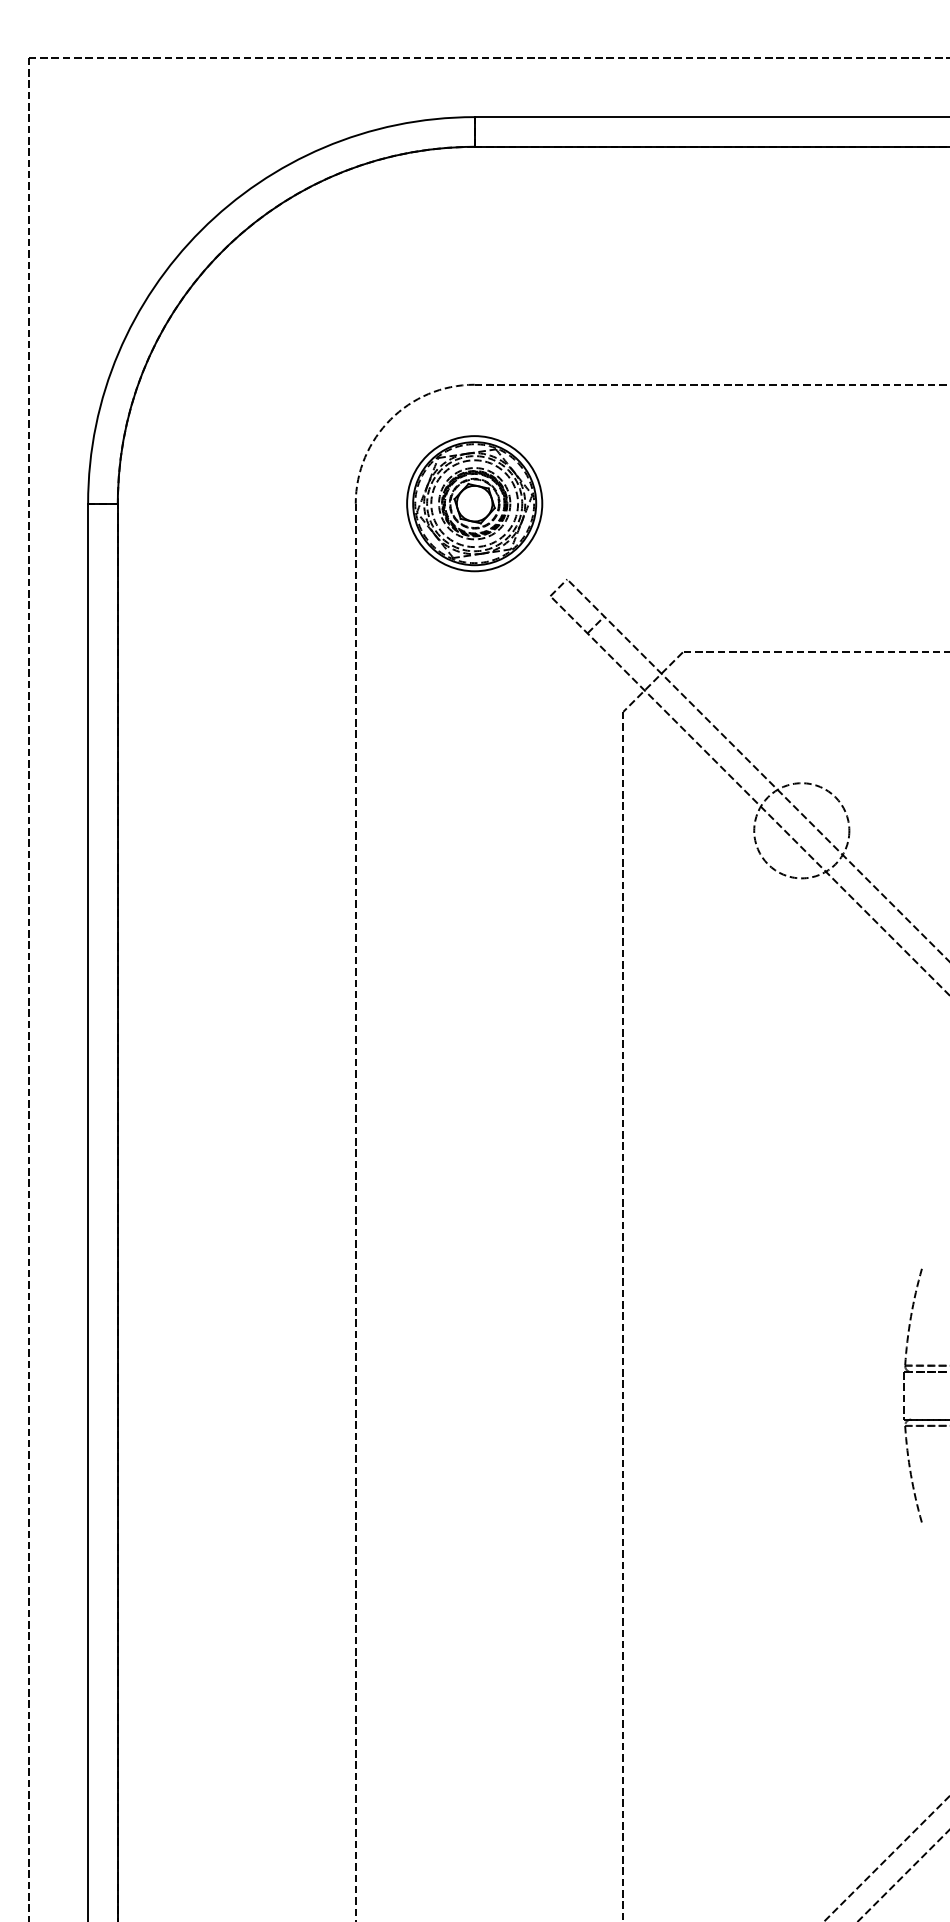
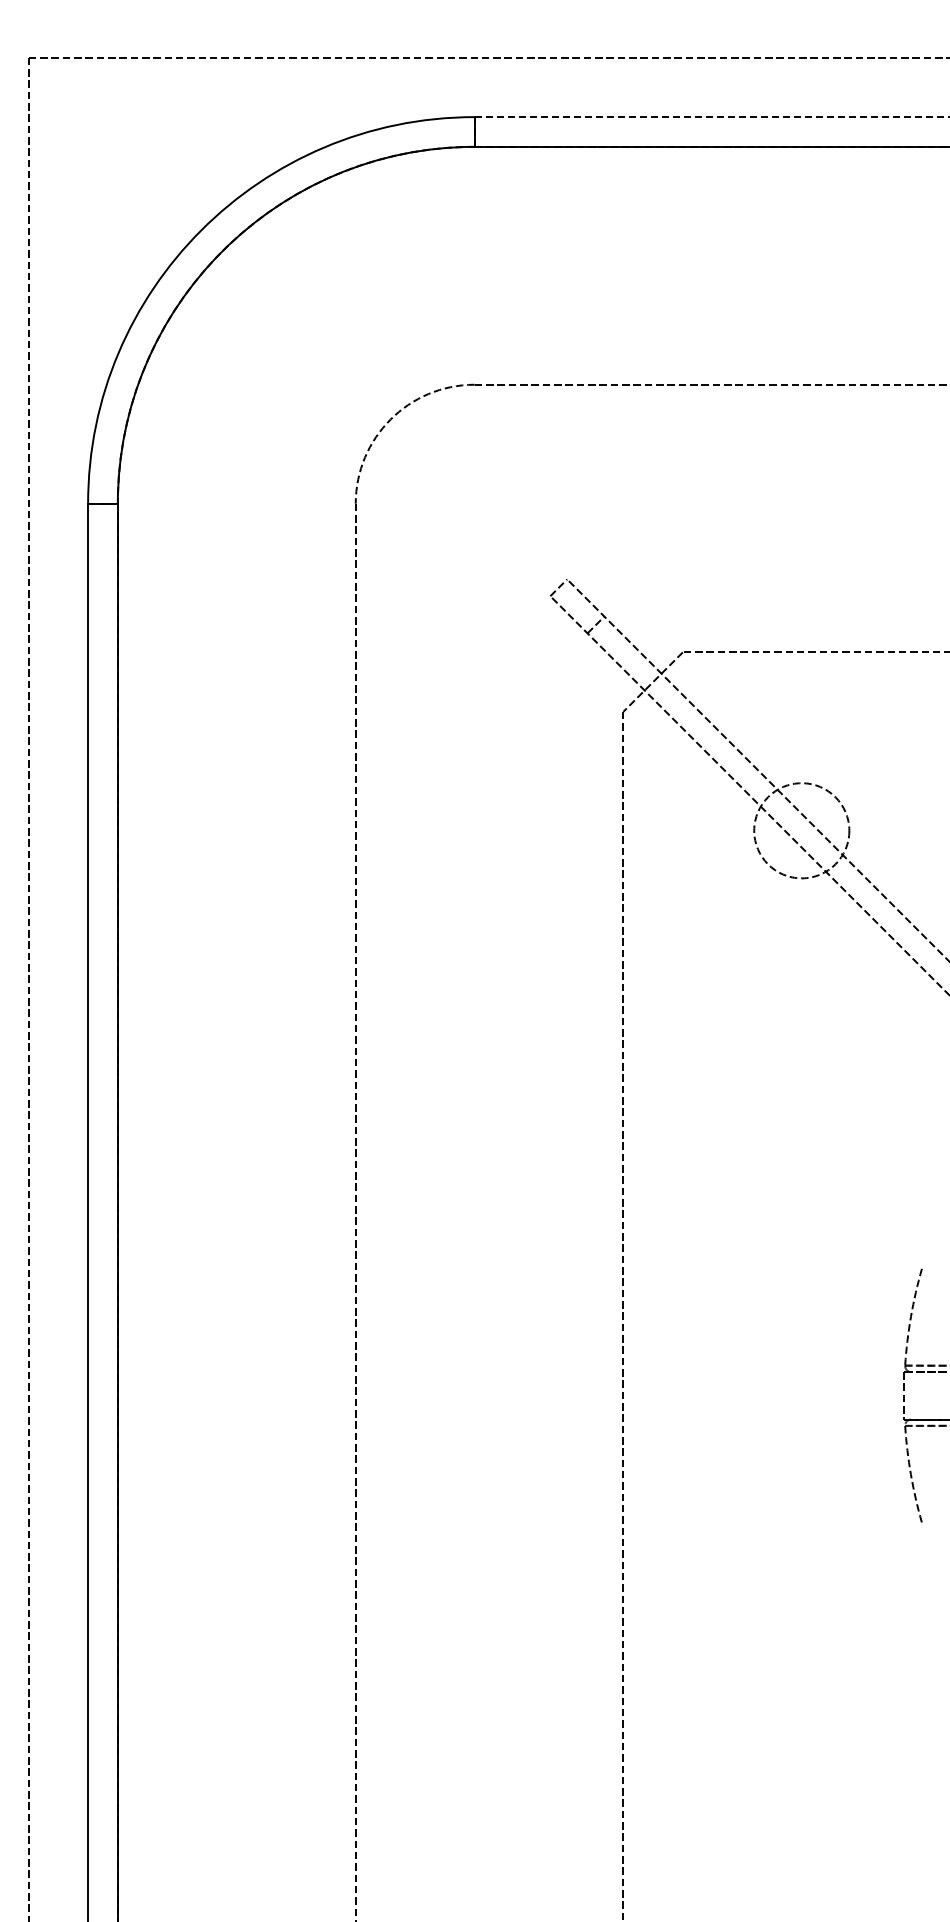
line: solid -> dashed (712, 117)
part: present -> none (474, 503)
line: present -> none (886, 1858)
line: present -> none (903, 1875)
